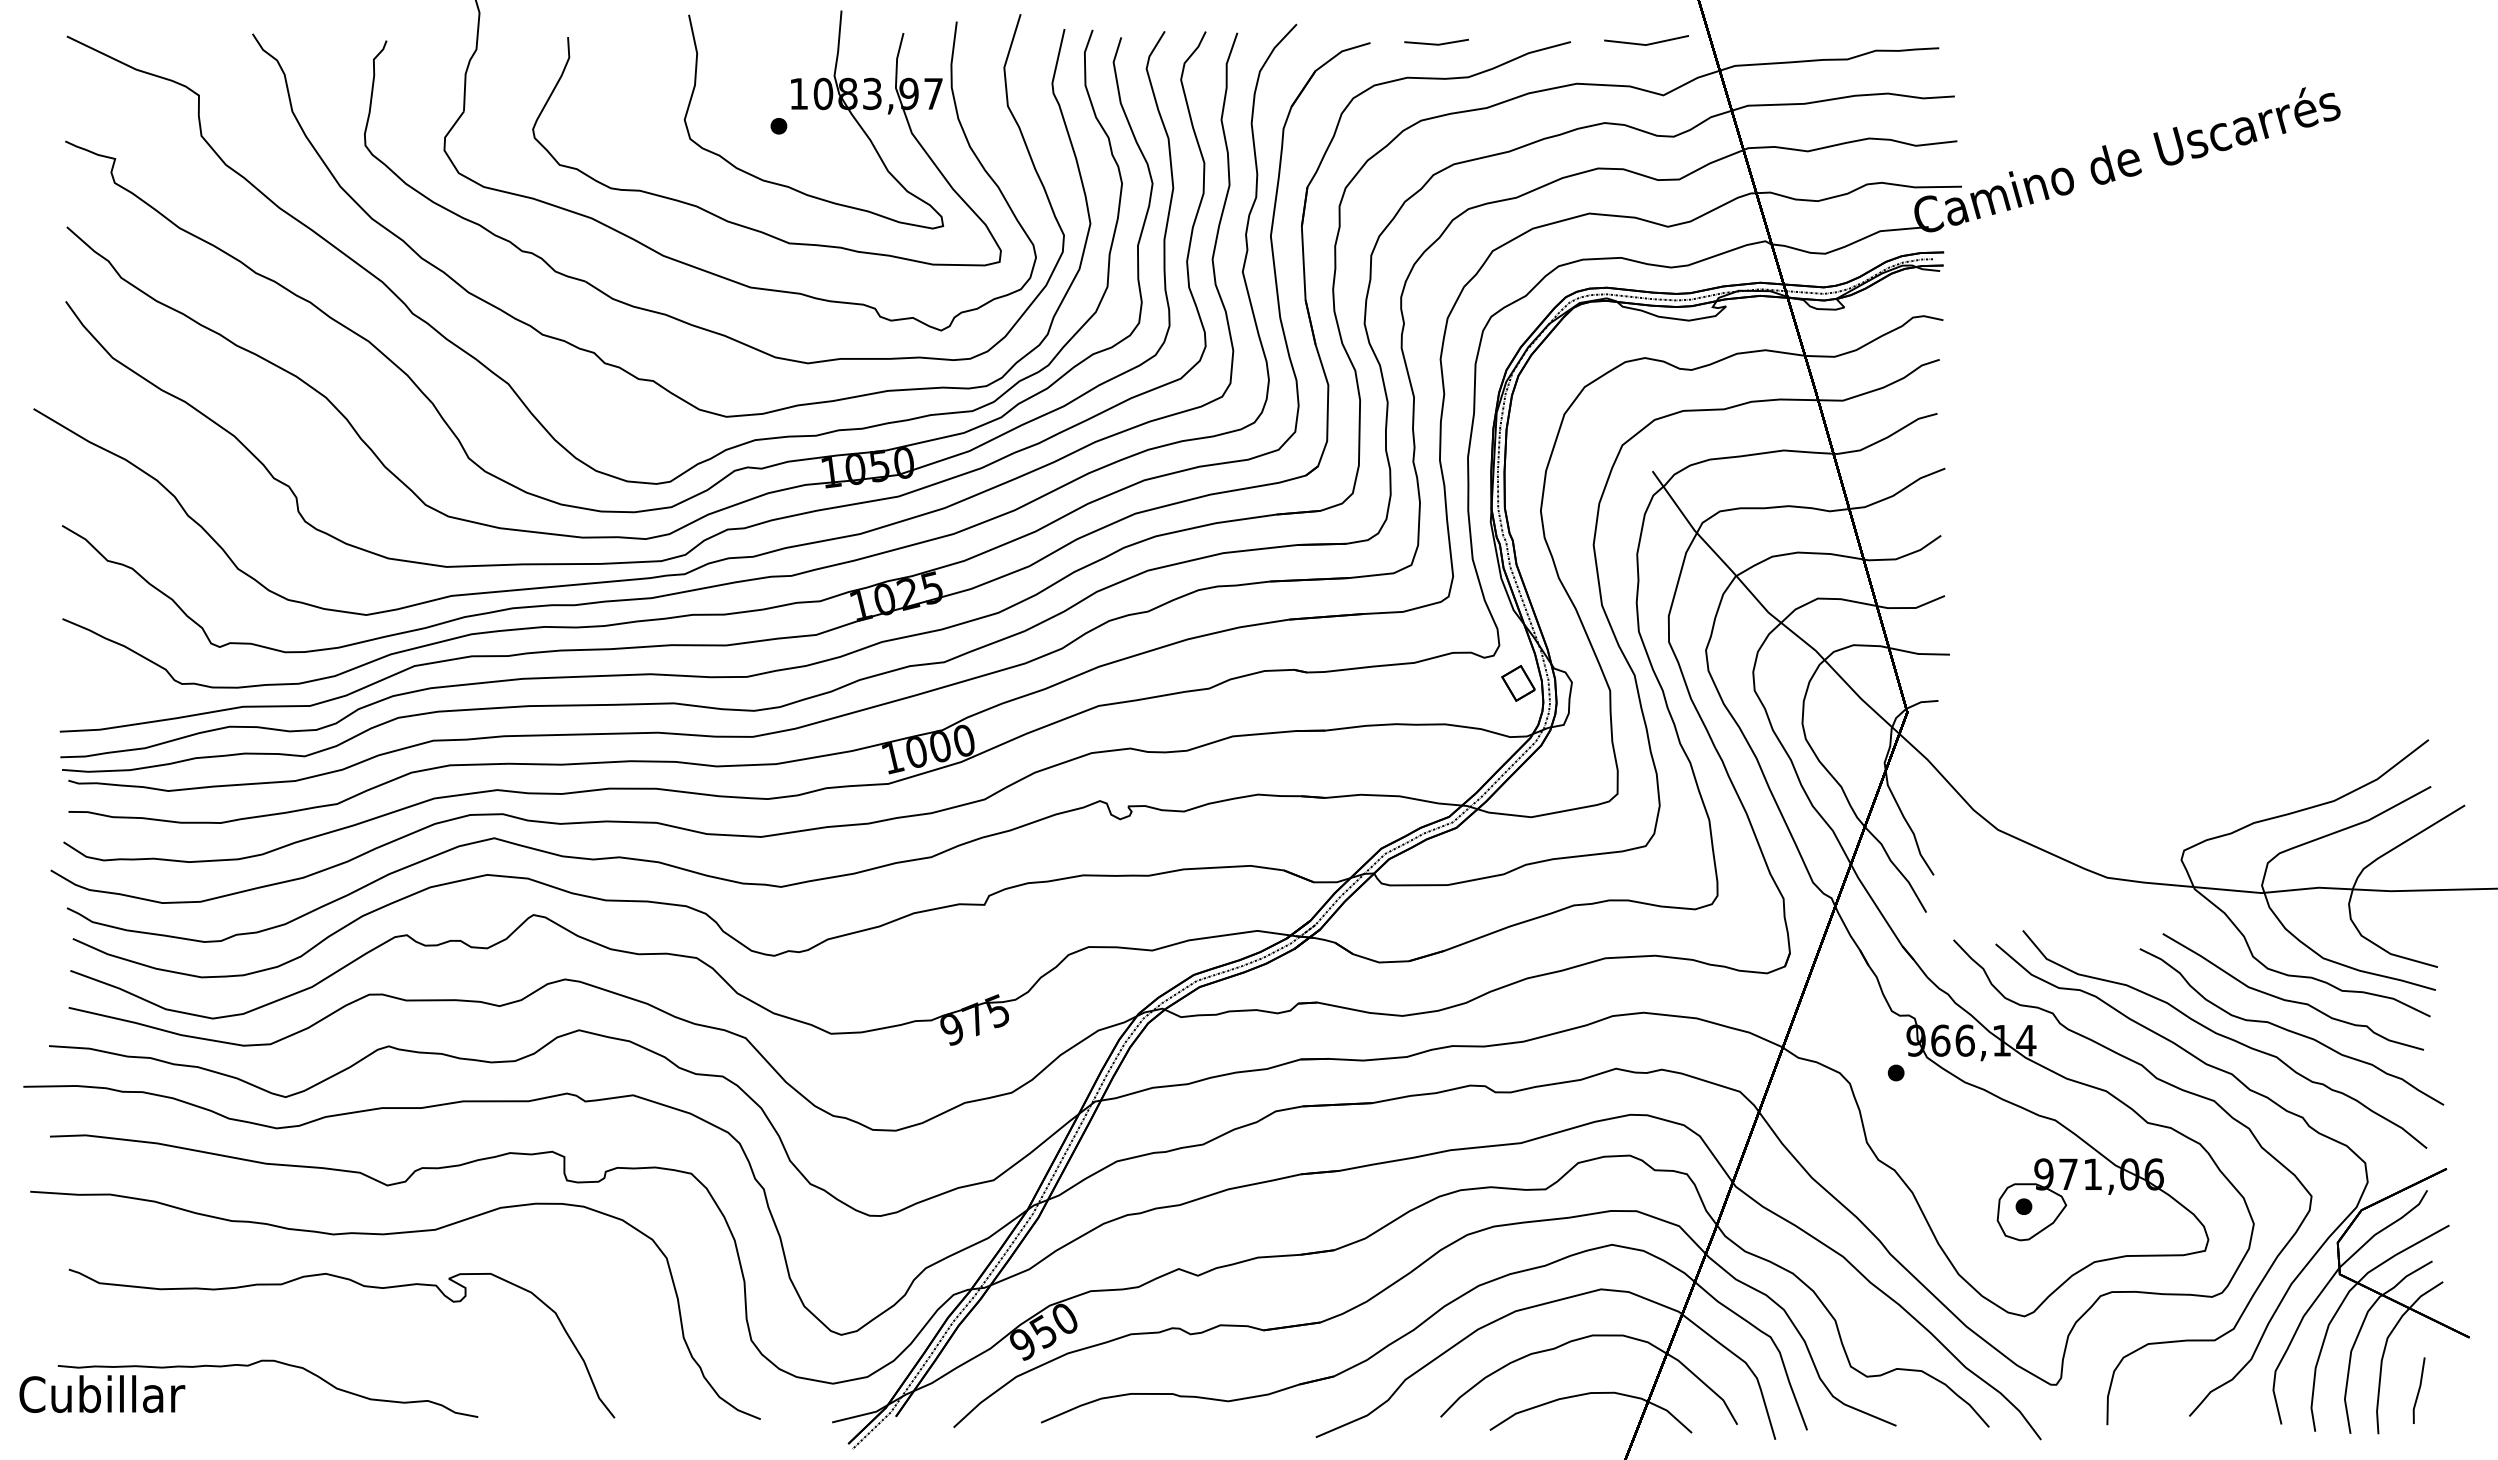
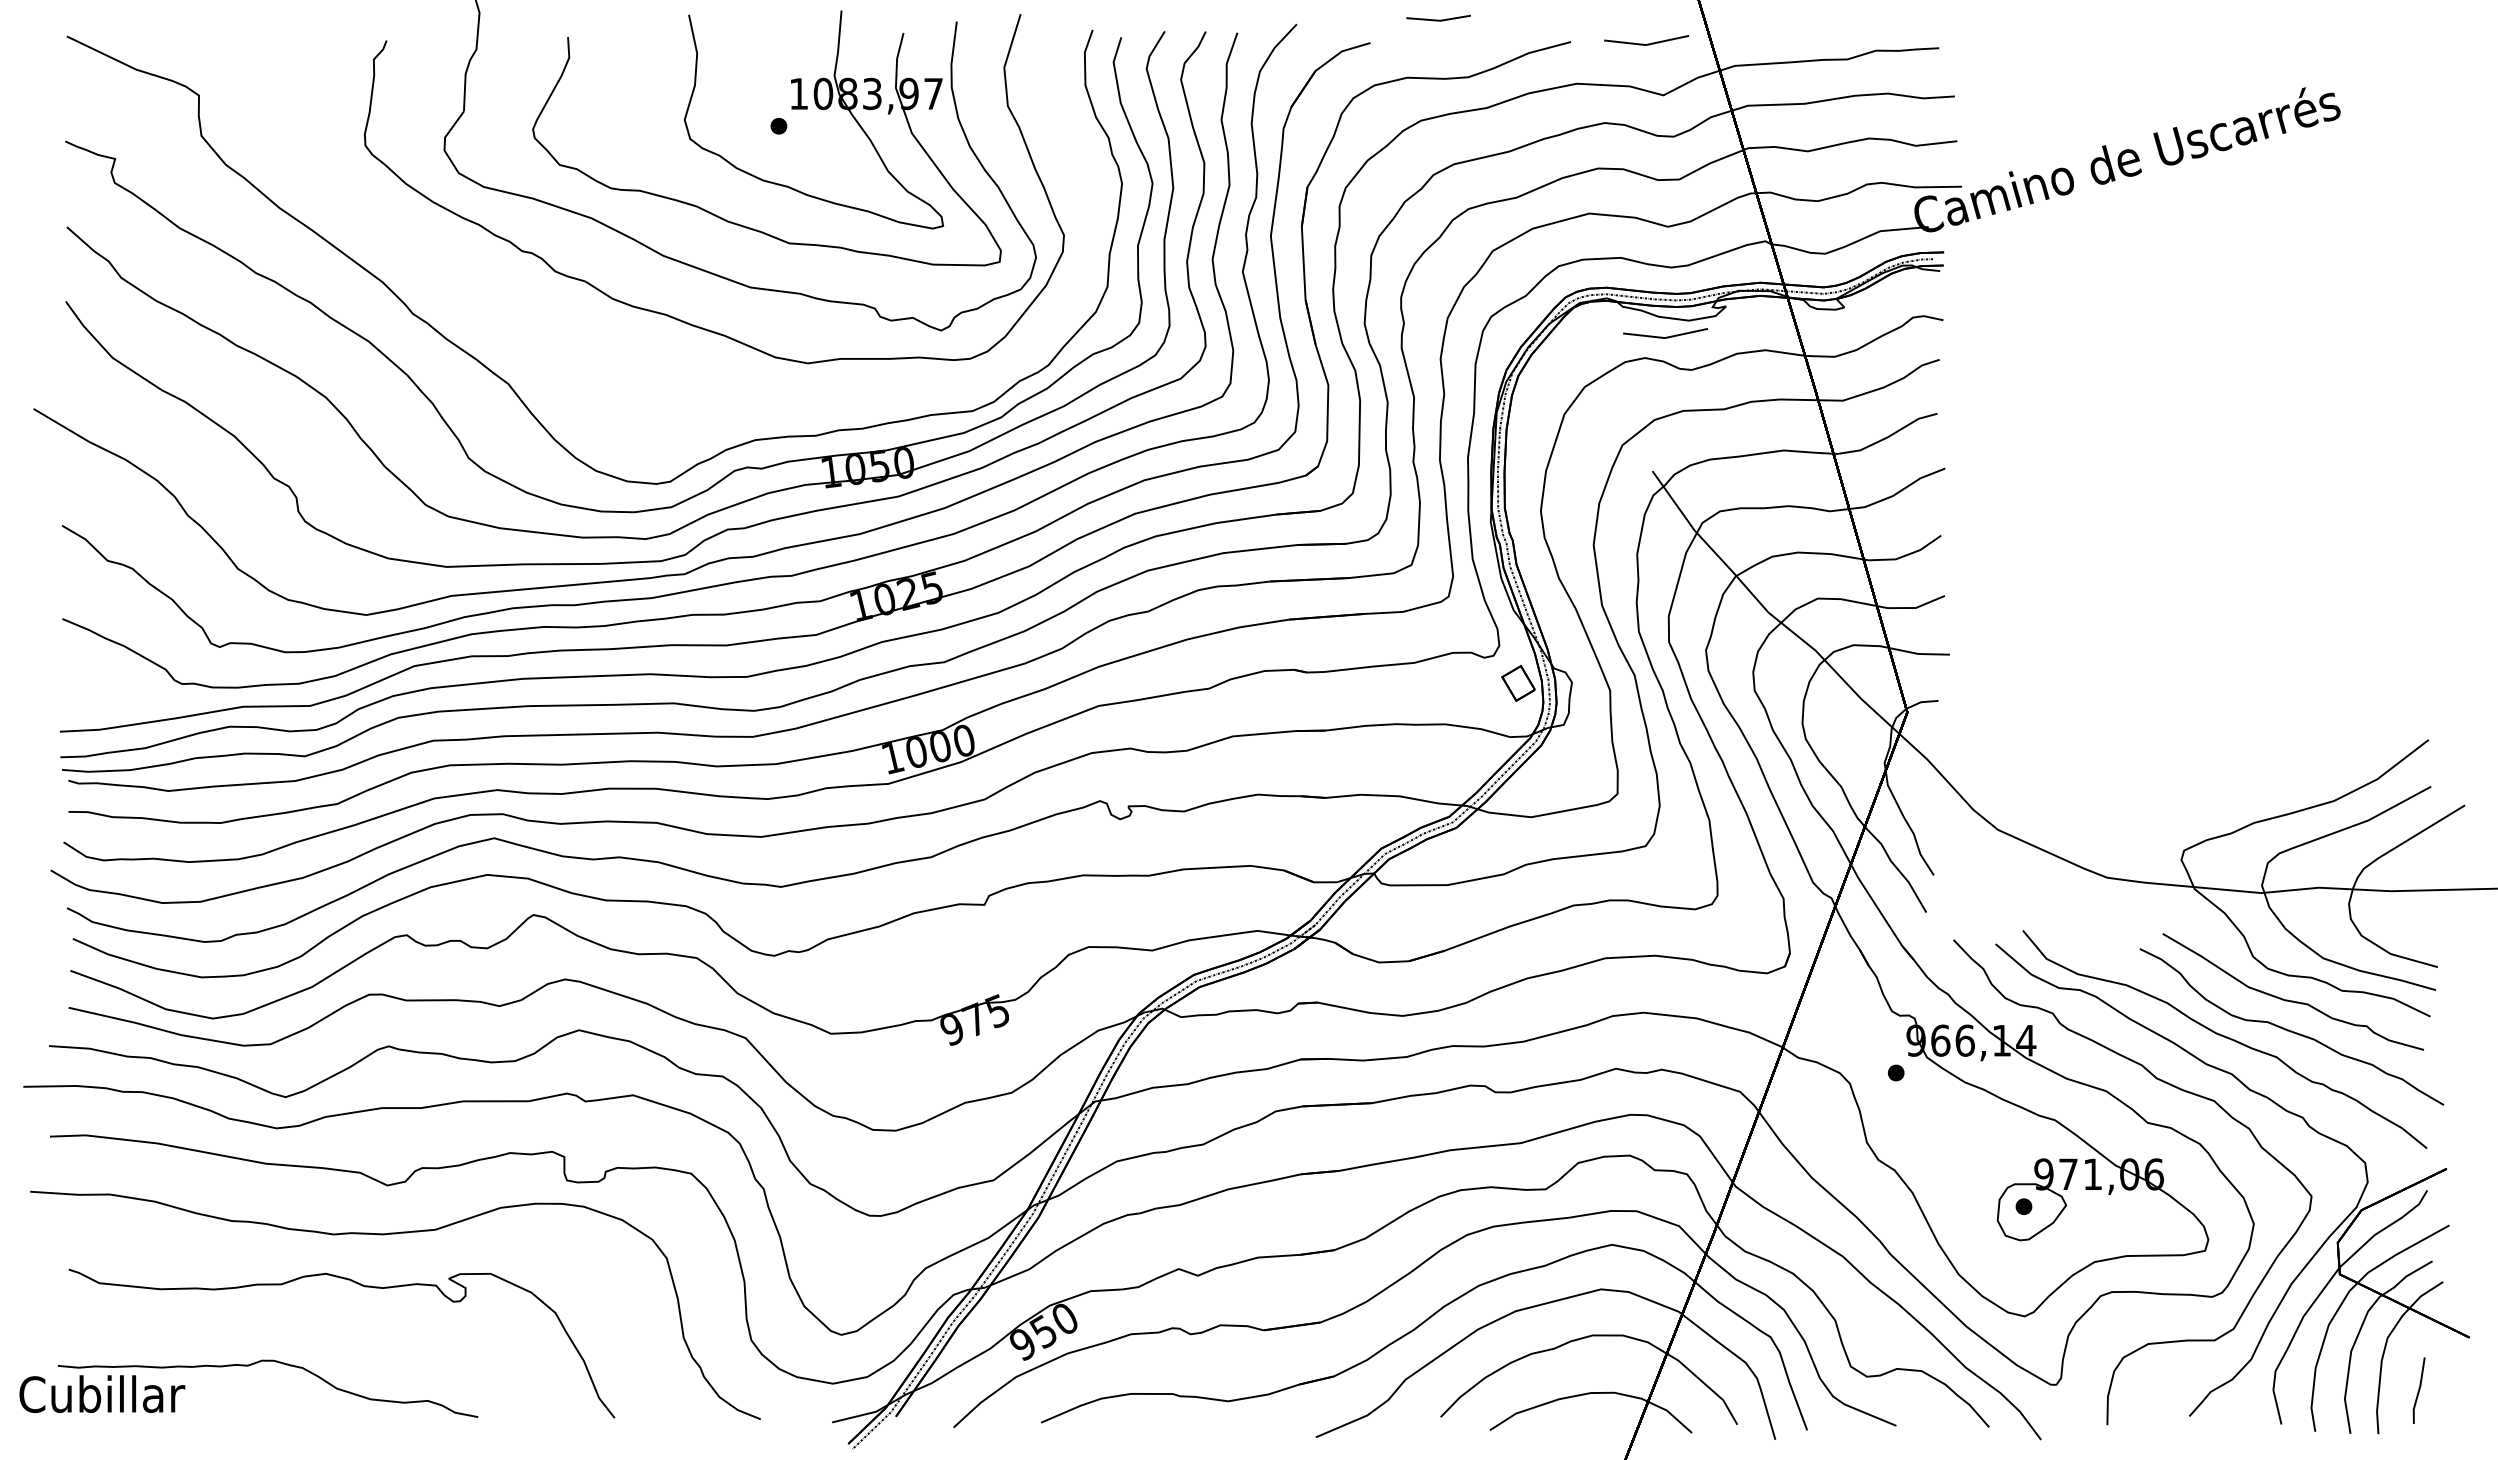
line position: (1436, 43) -> (1438, 19) (1438, 19)
line: none -> present (1666, 336)
part: present -> none (595, 352)
